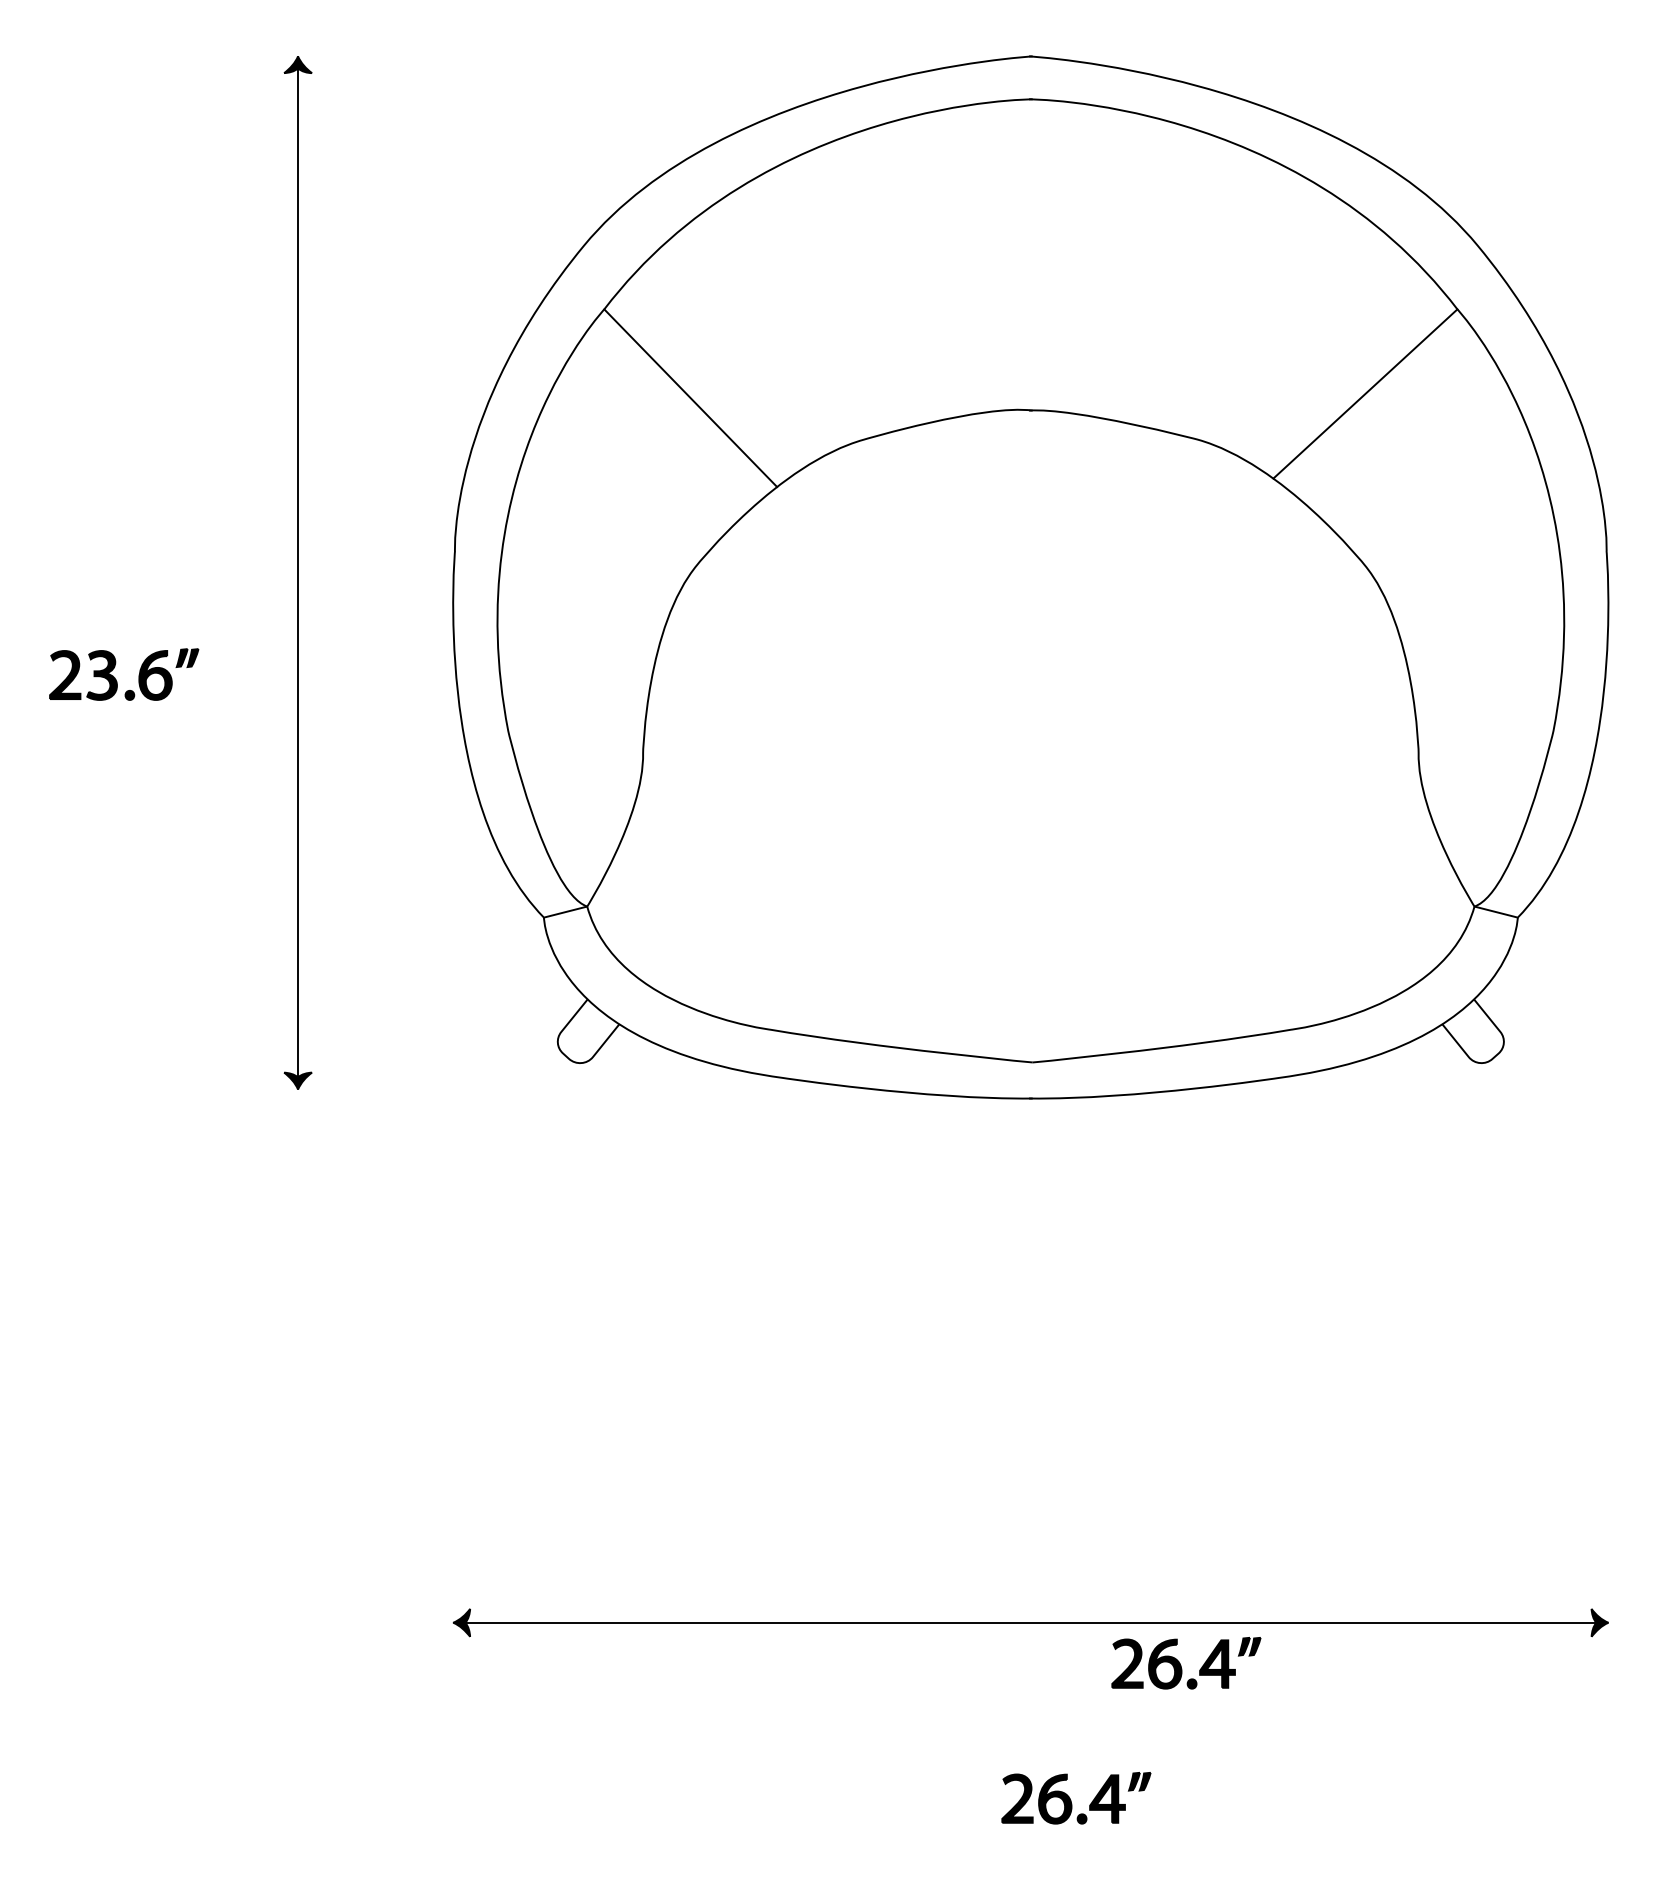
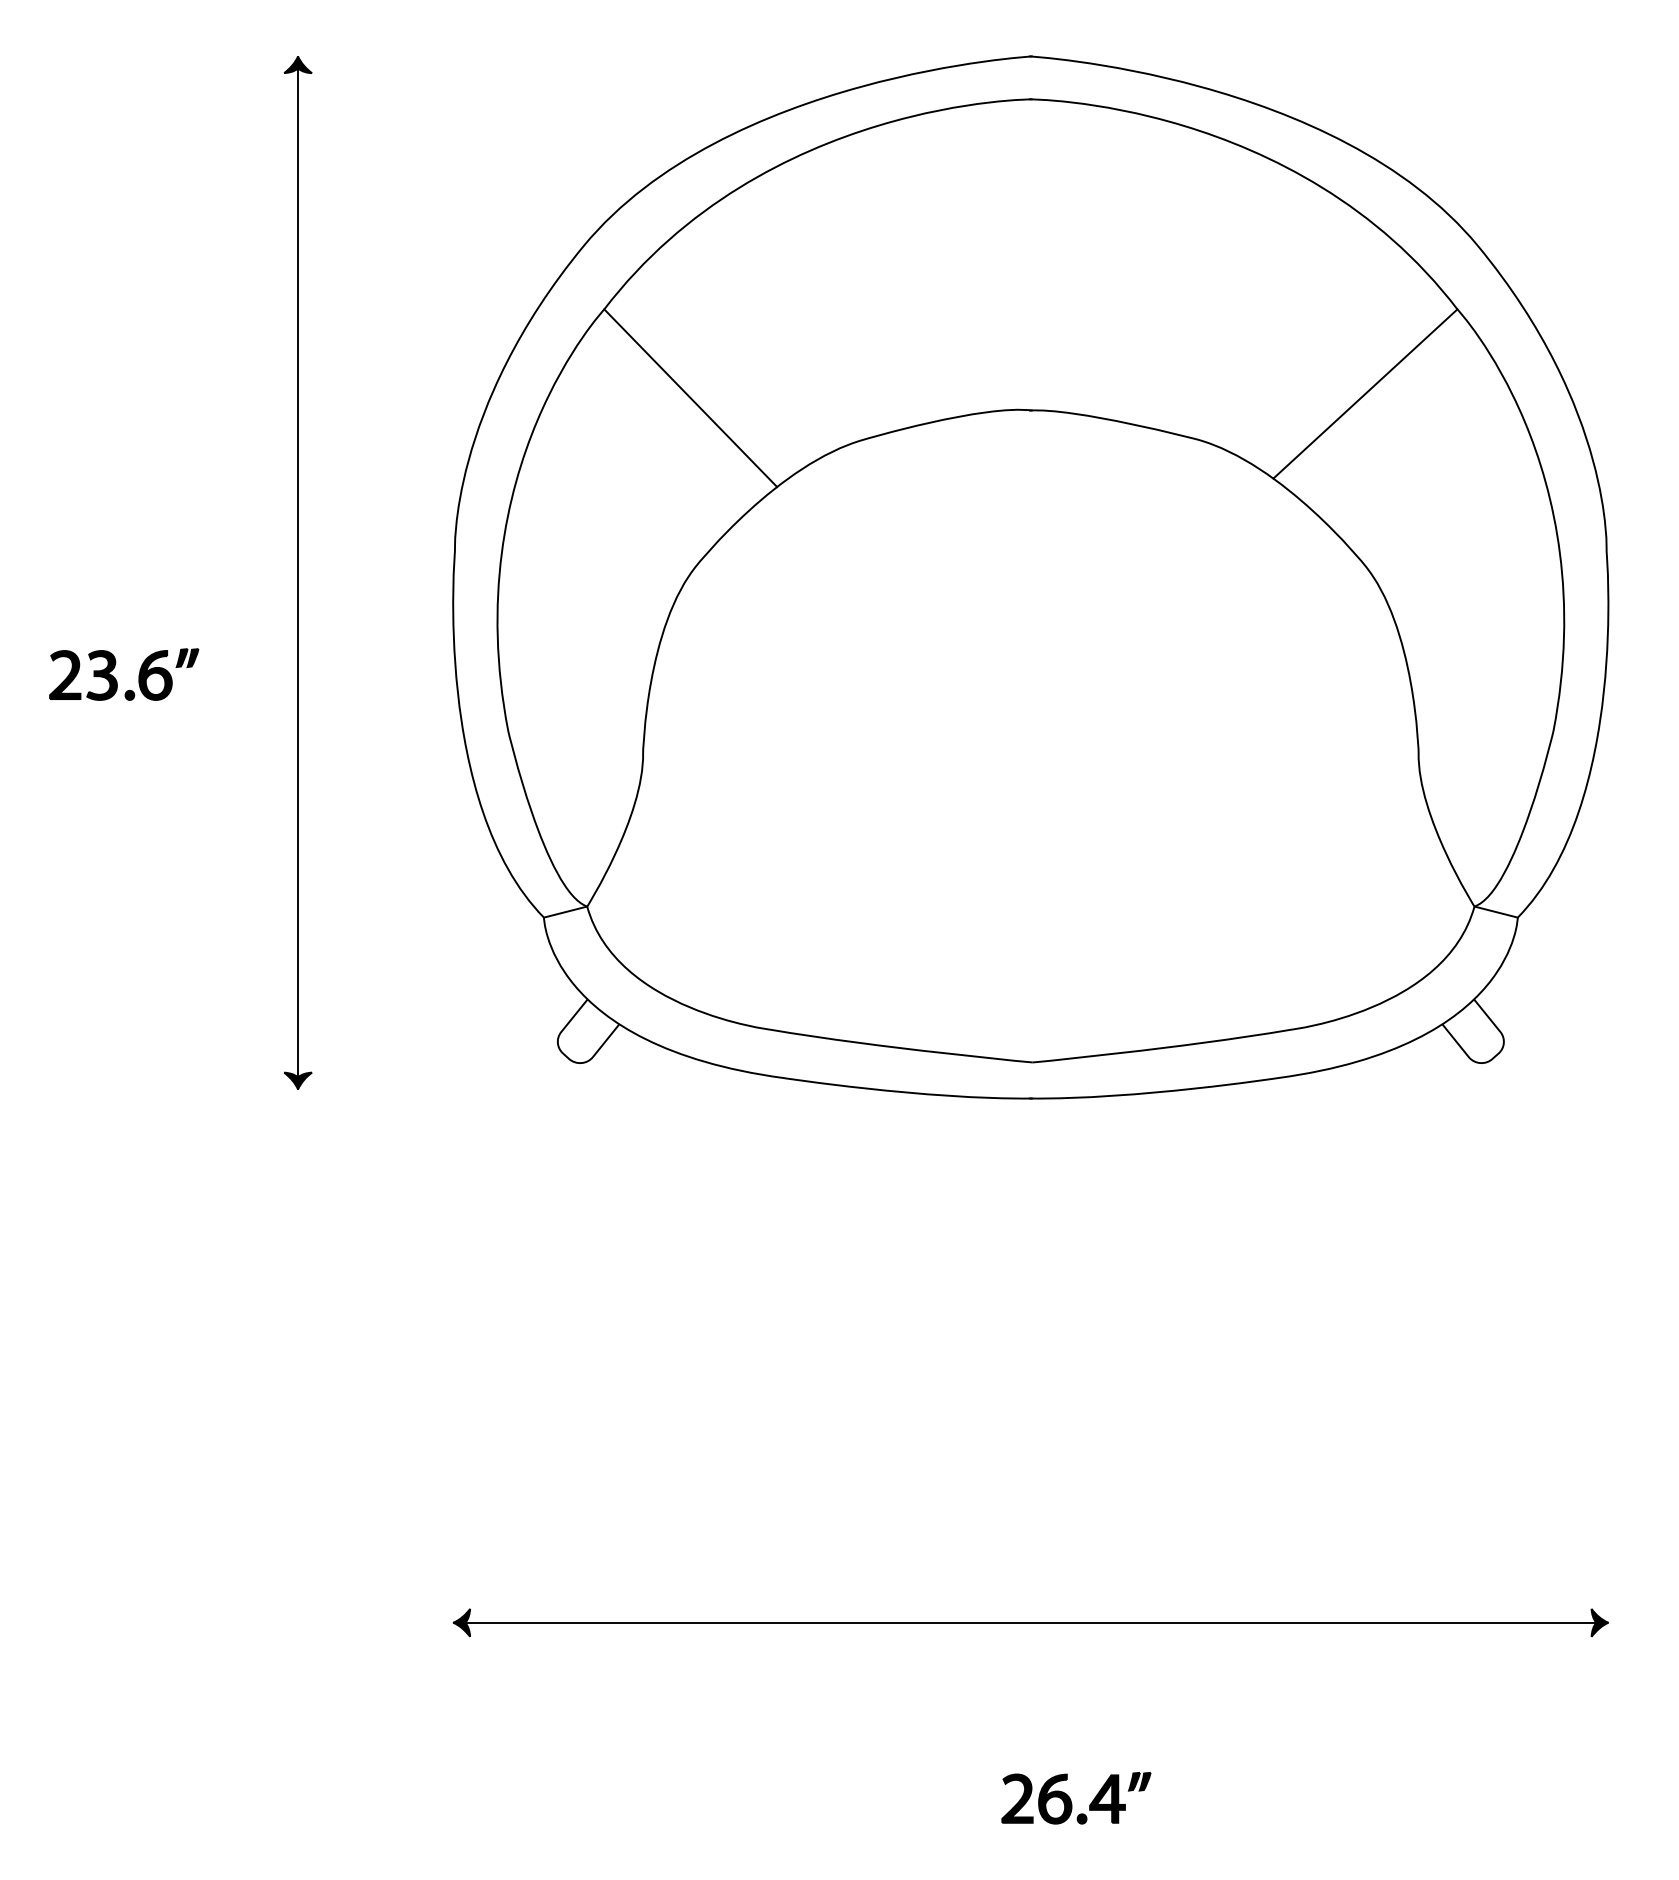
part: present -> none (1186, 1663)
